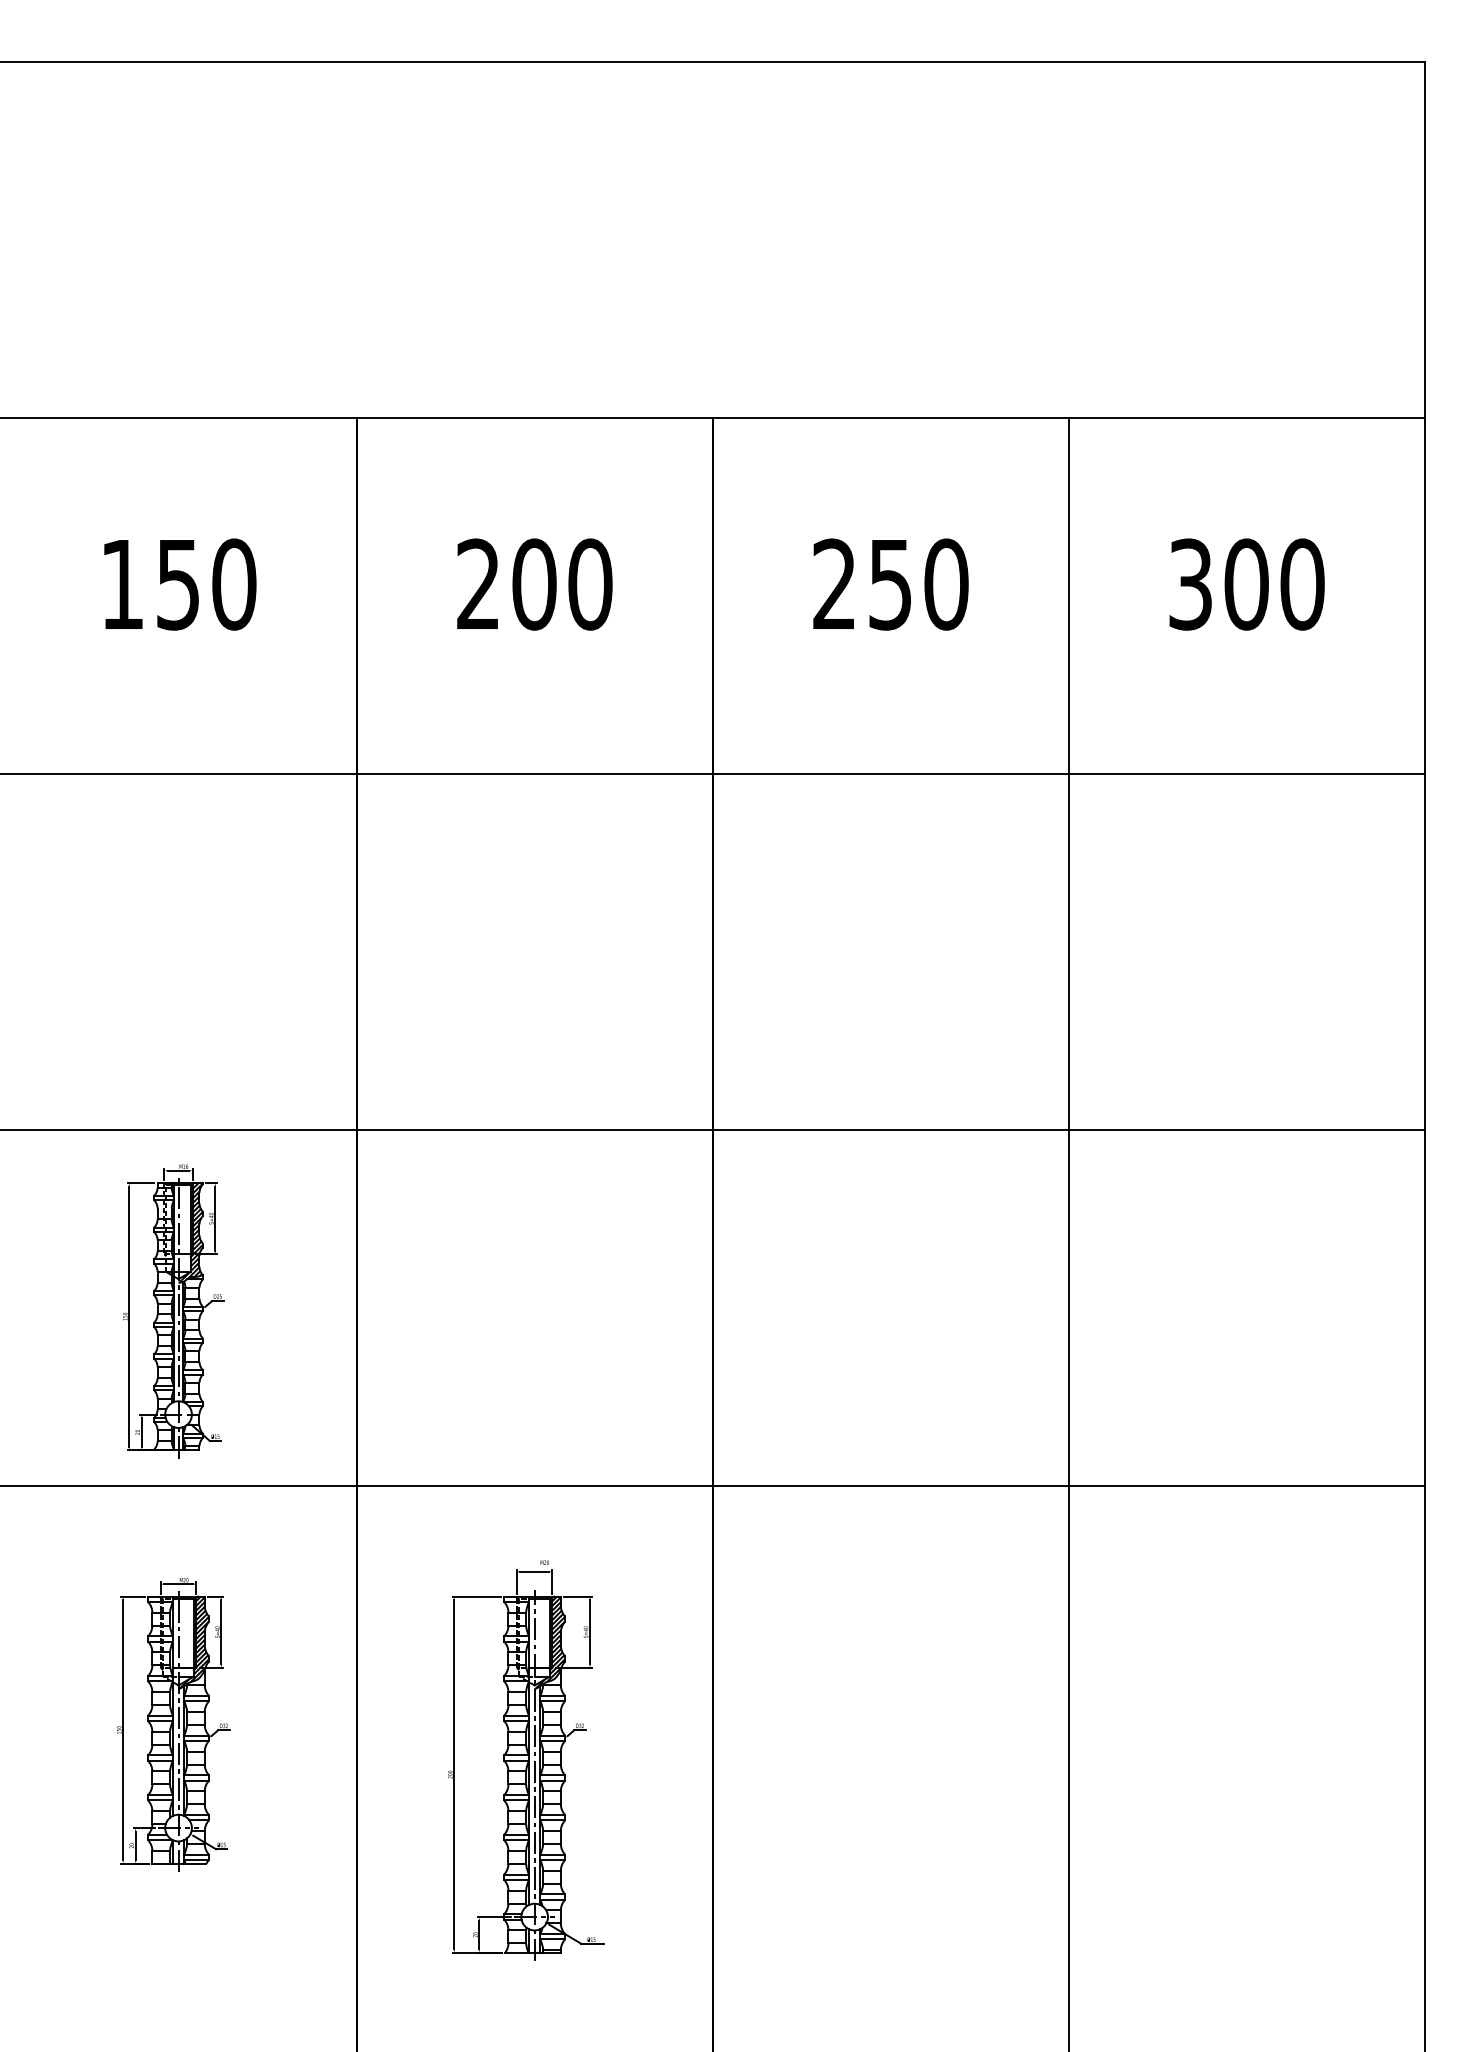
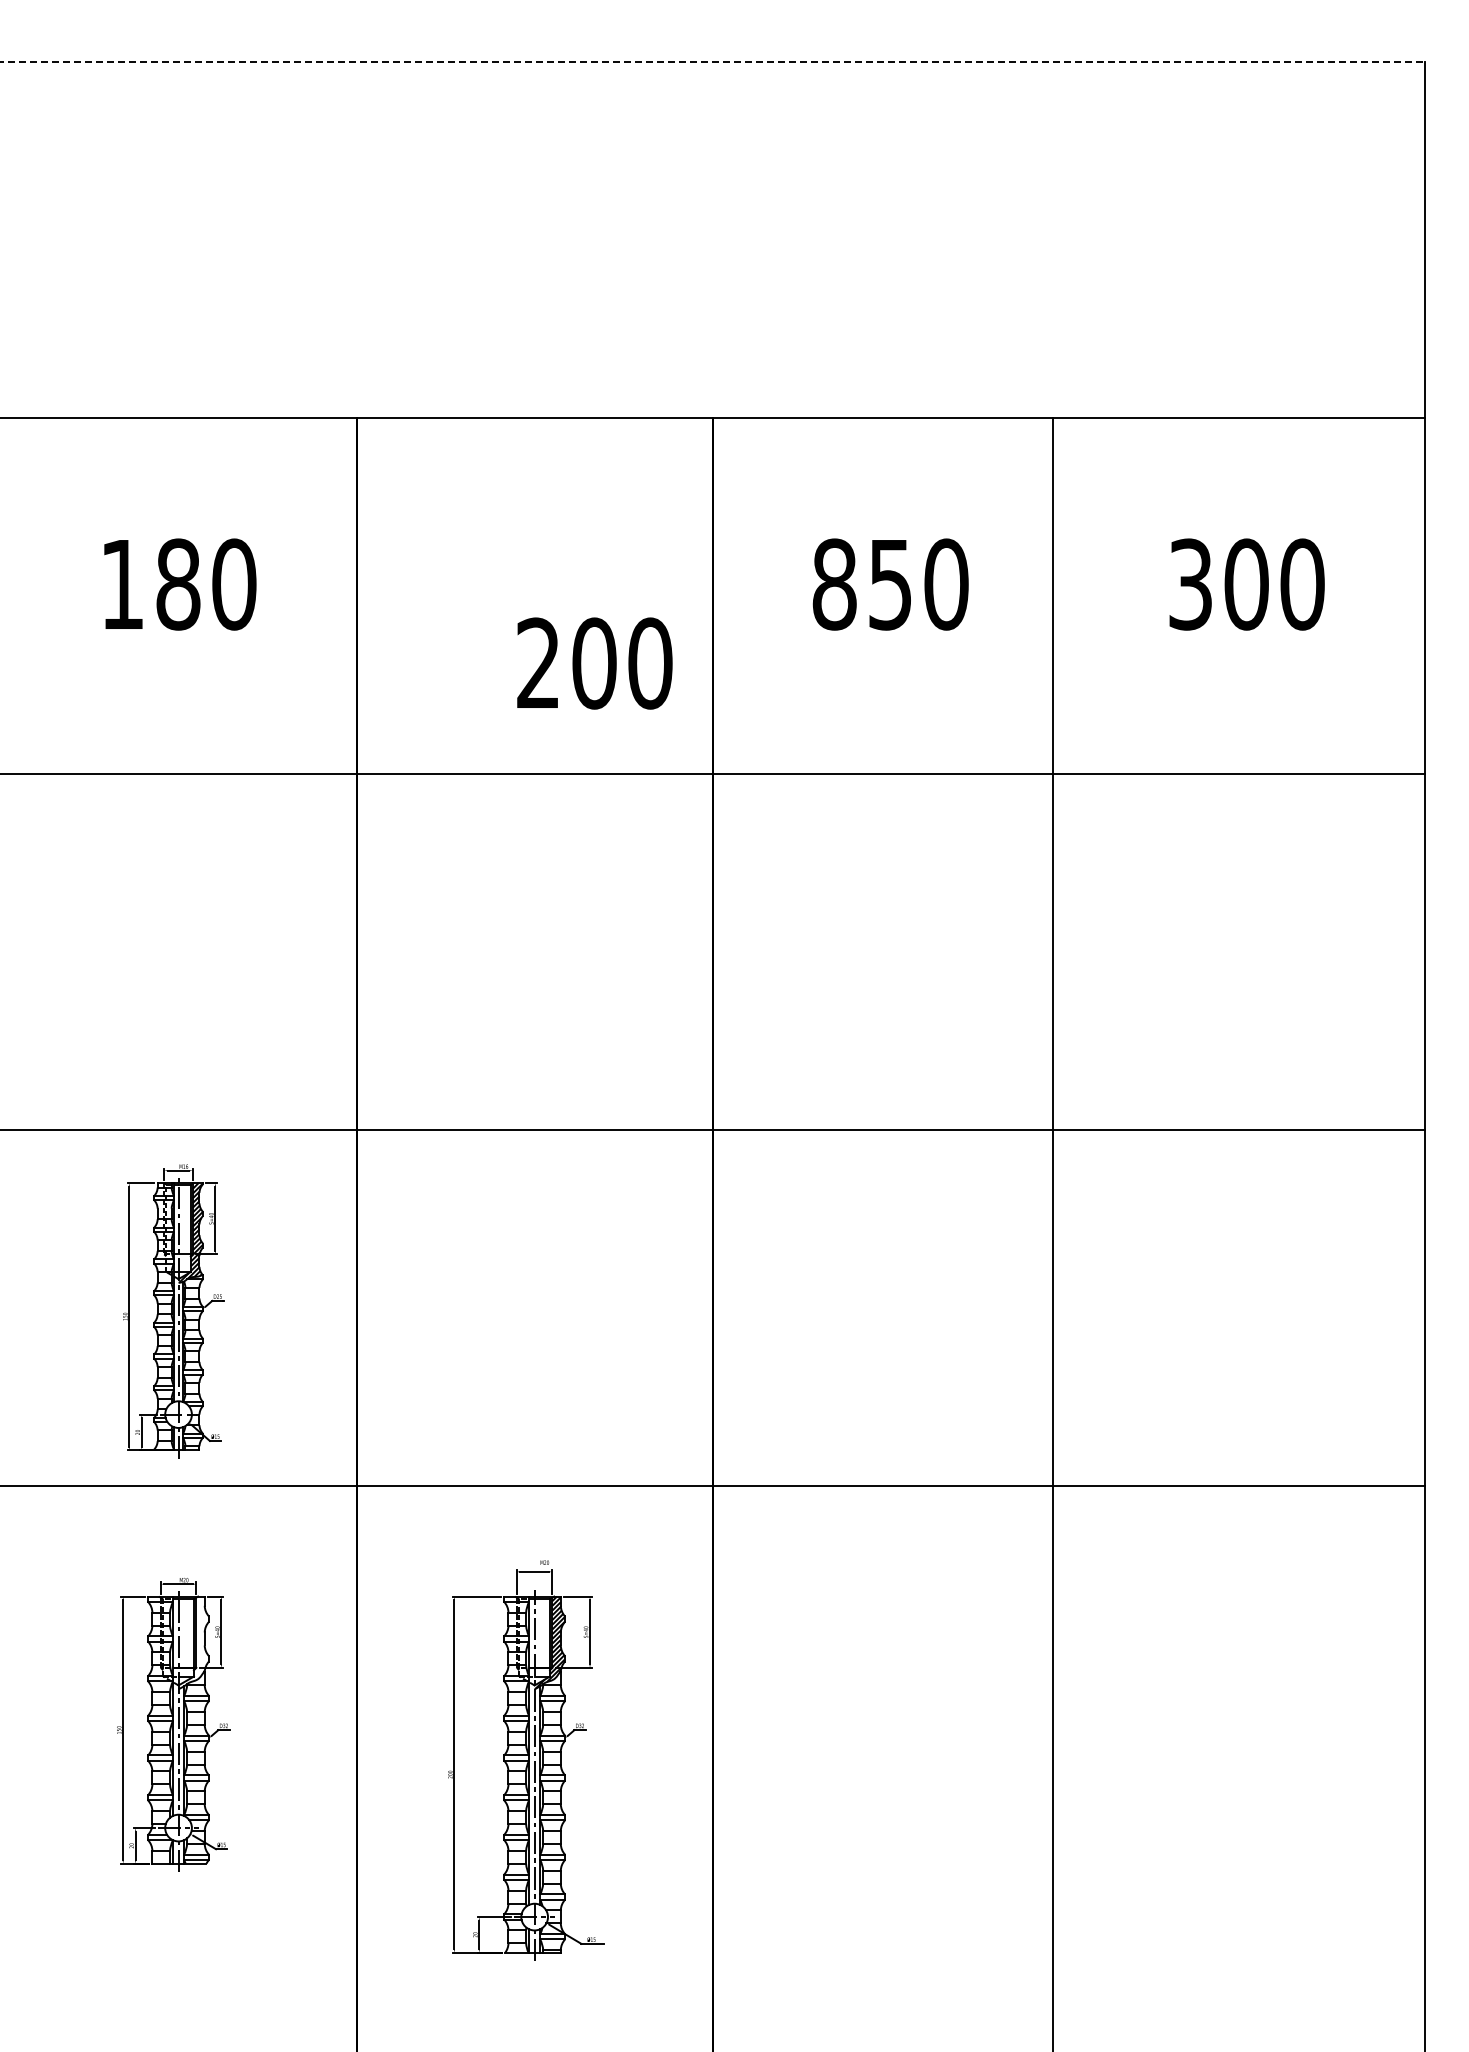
line: solid -> dashed (713, 61)
text: 150 -> 180 (178, 584)
text position: (534, 584) -> (594, 663) (594, 663)
text: 250 -> 850 (834, 584)
line position: (1068, 1232) -> (1052, 1232) (1052, 1232)
hatch: present -> none (194, 1642)
